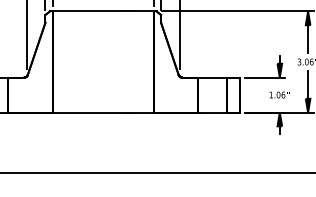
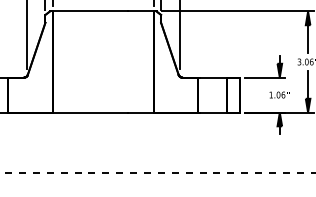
line: solid -> dashed (158, 173)
